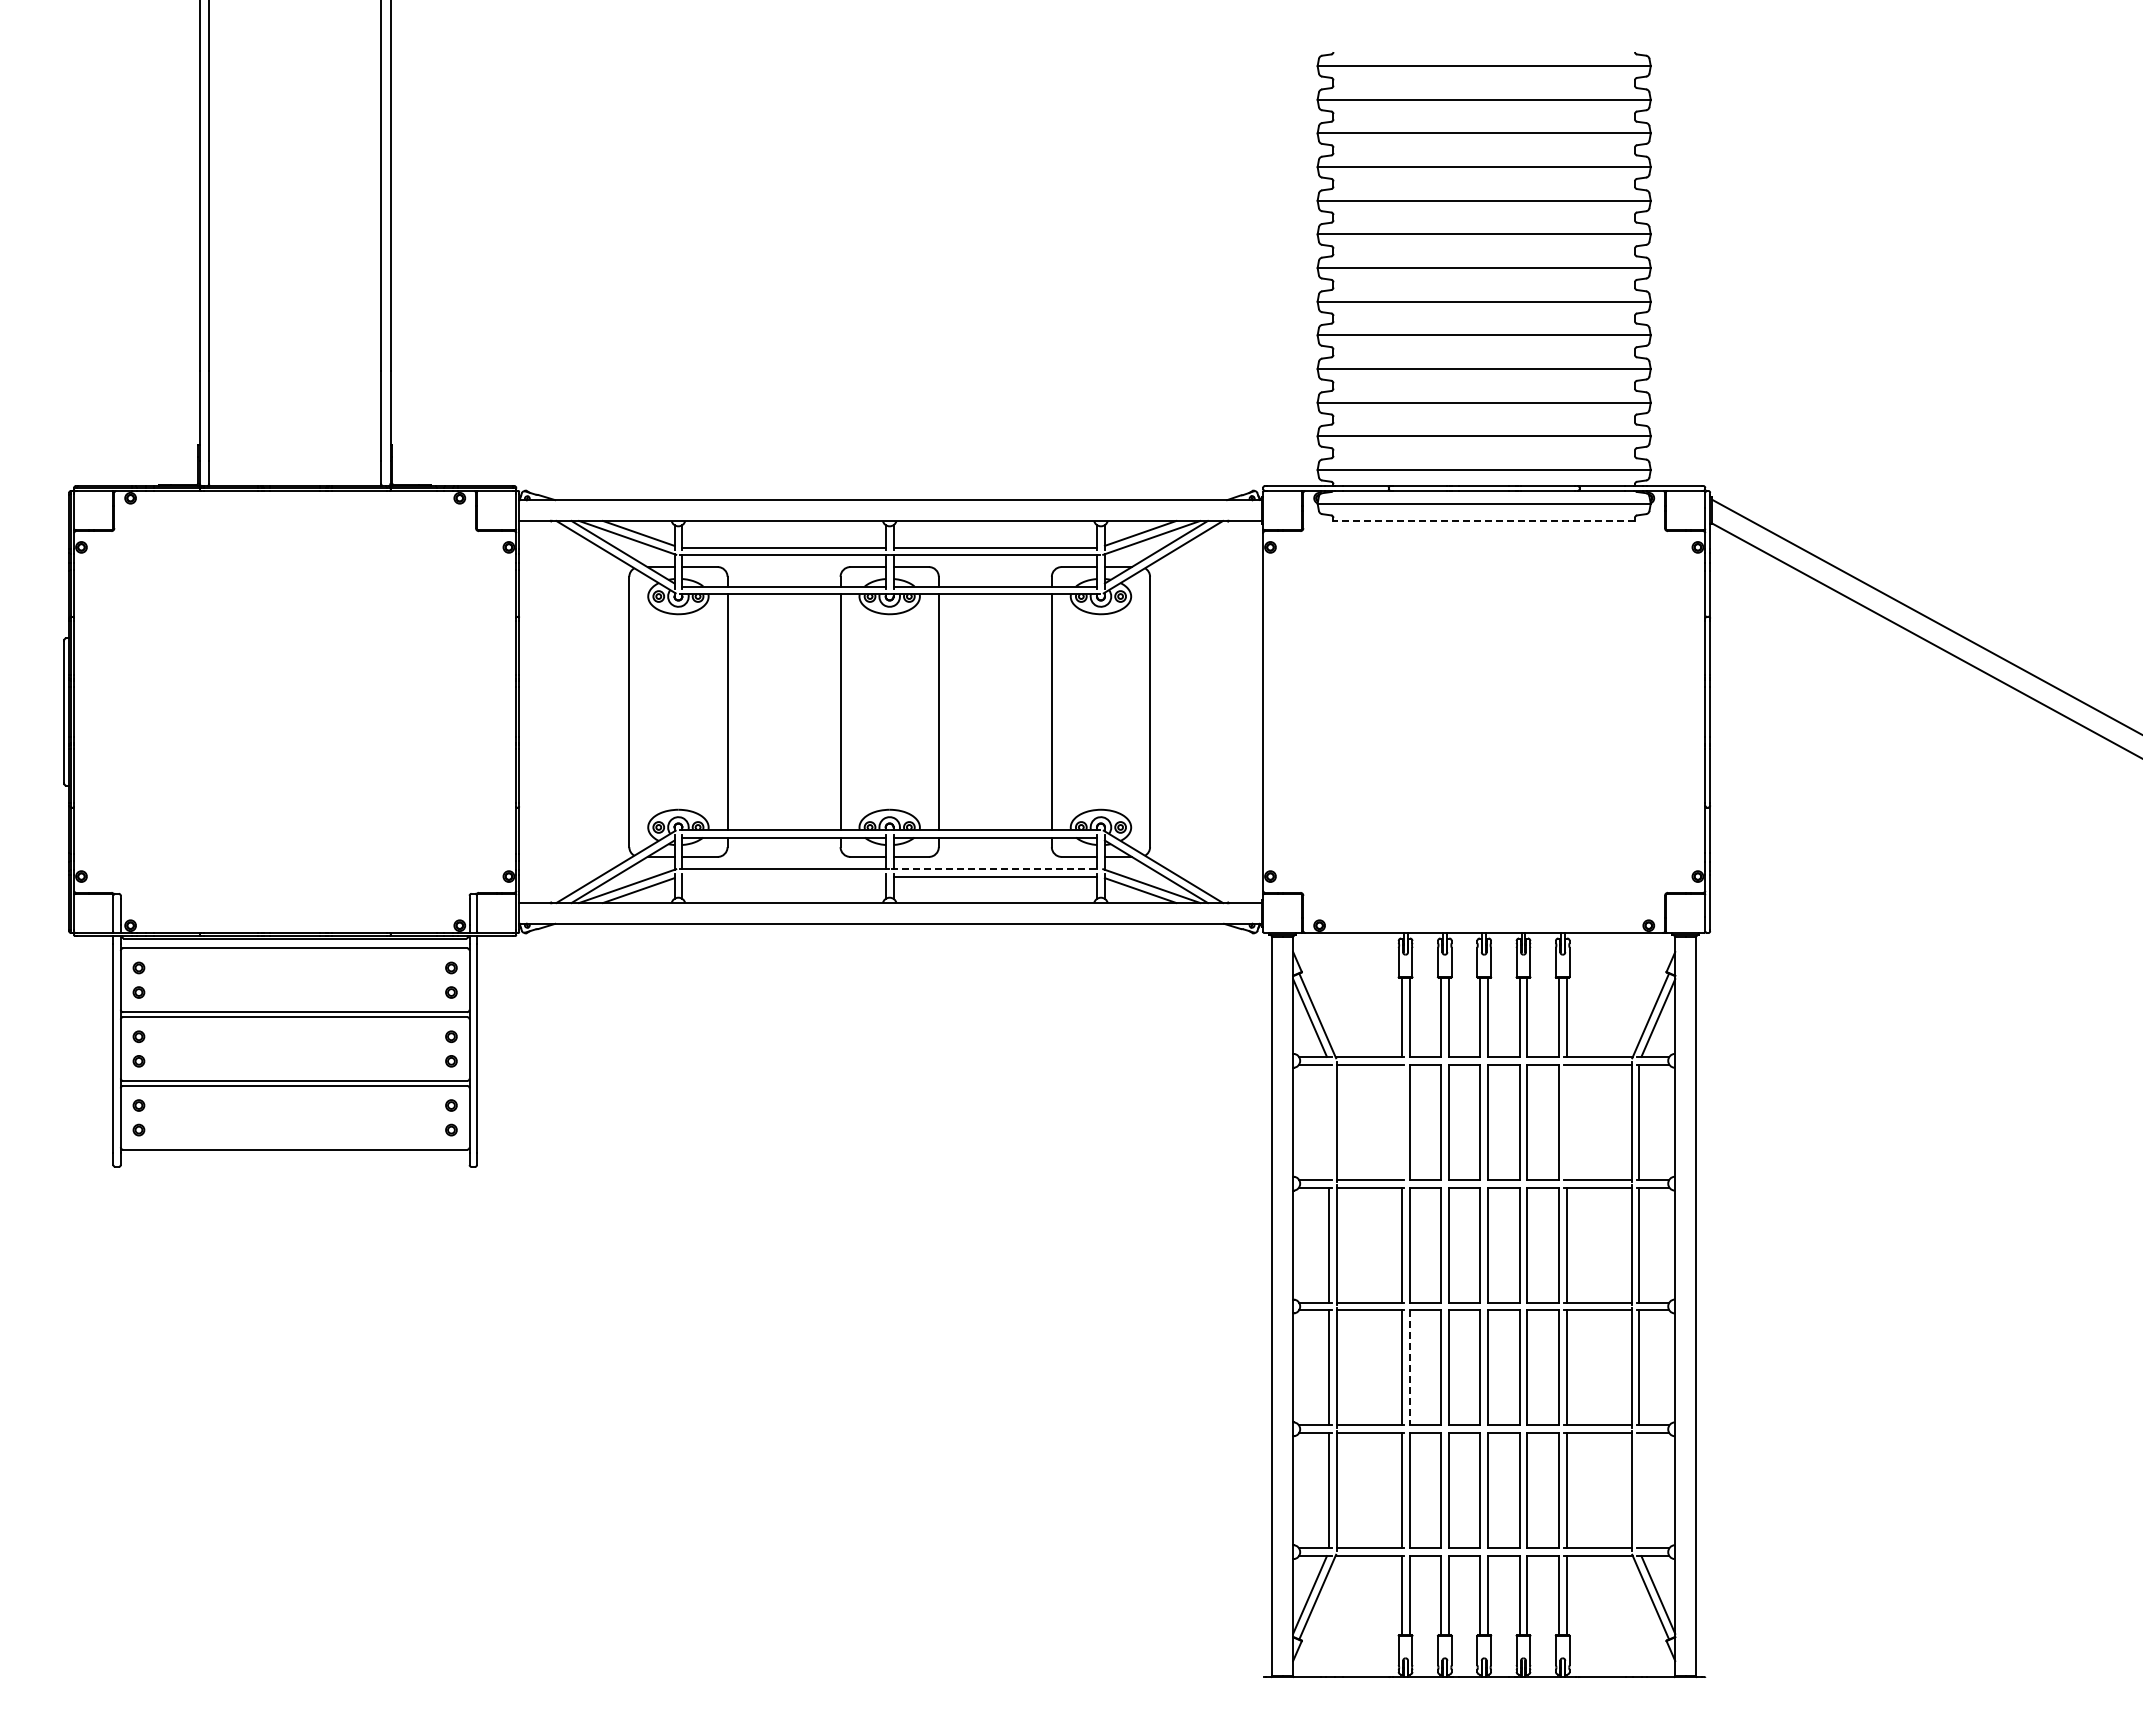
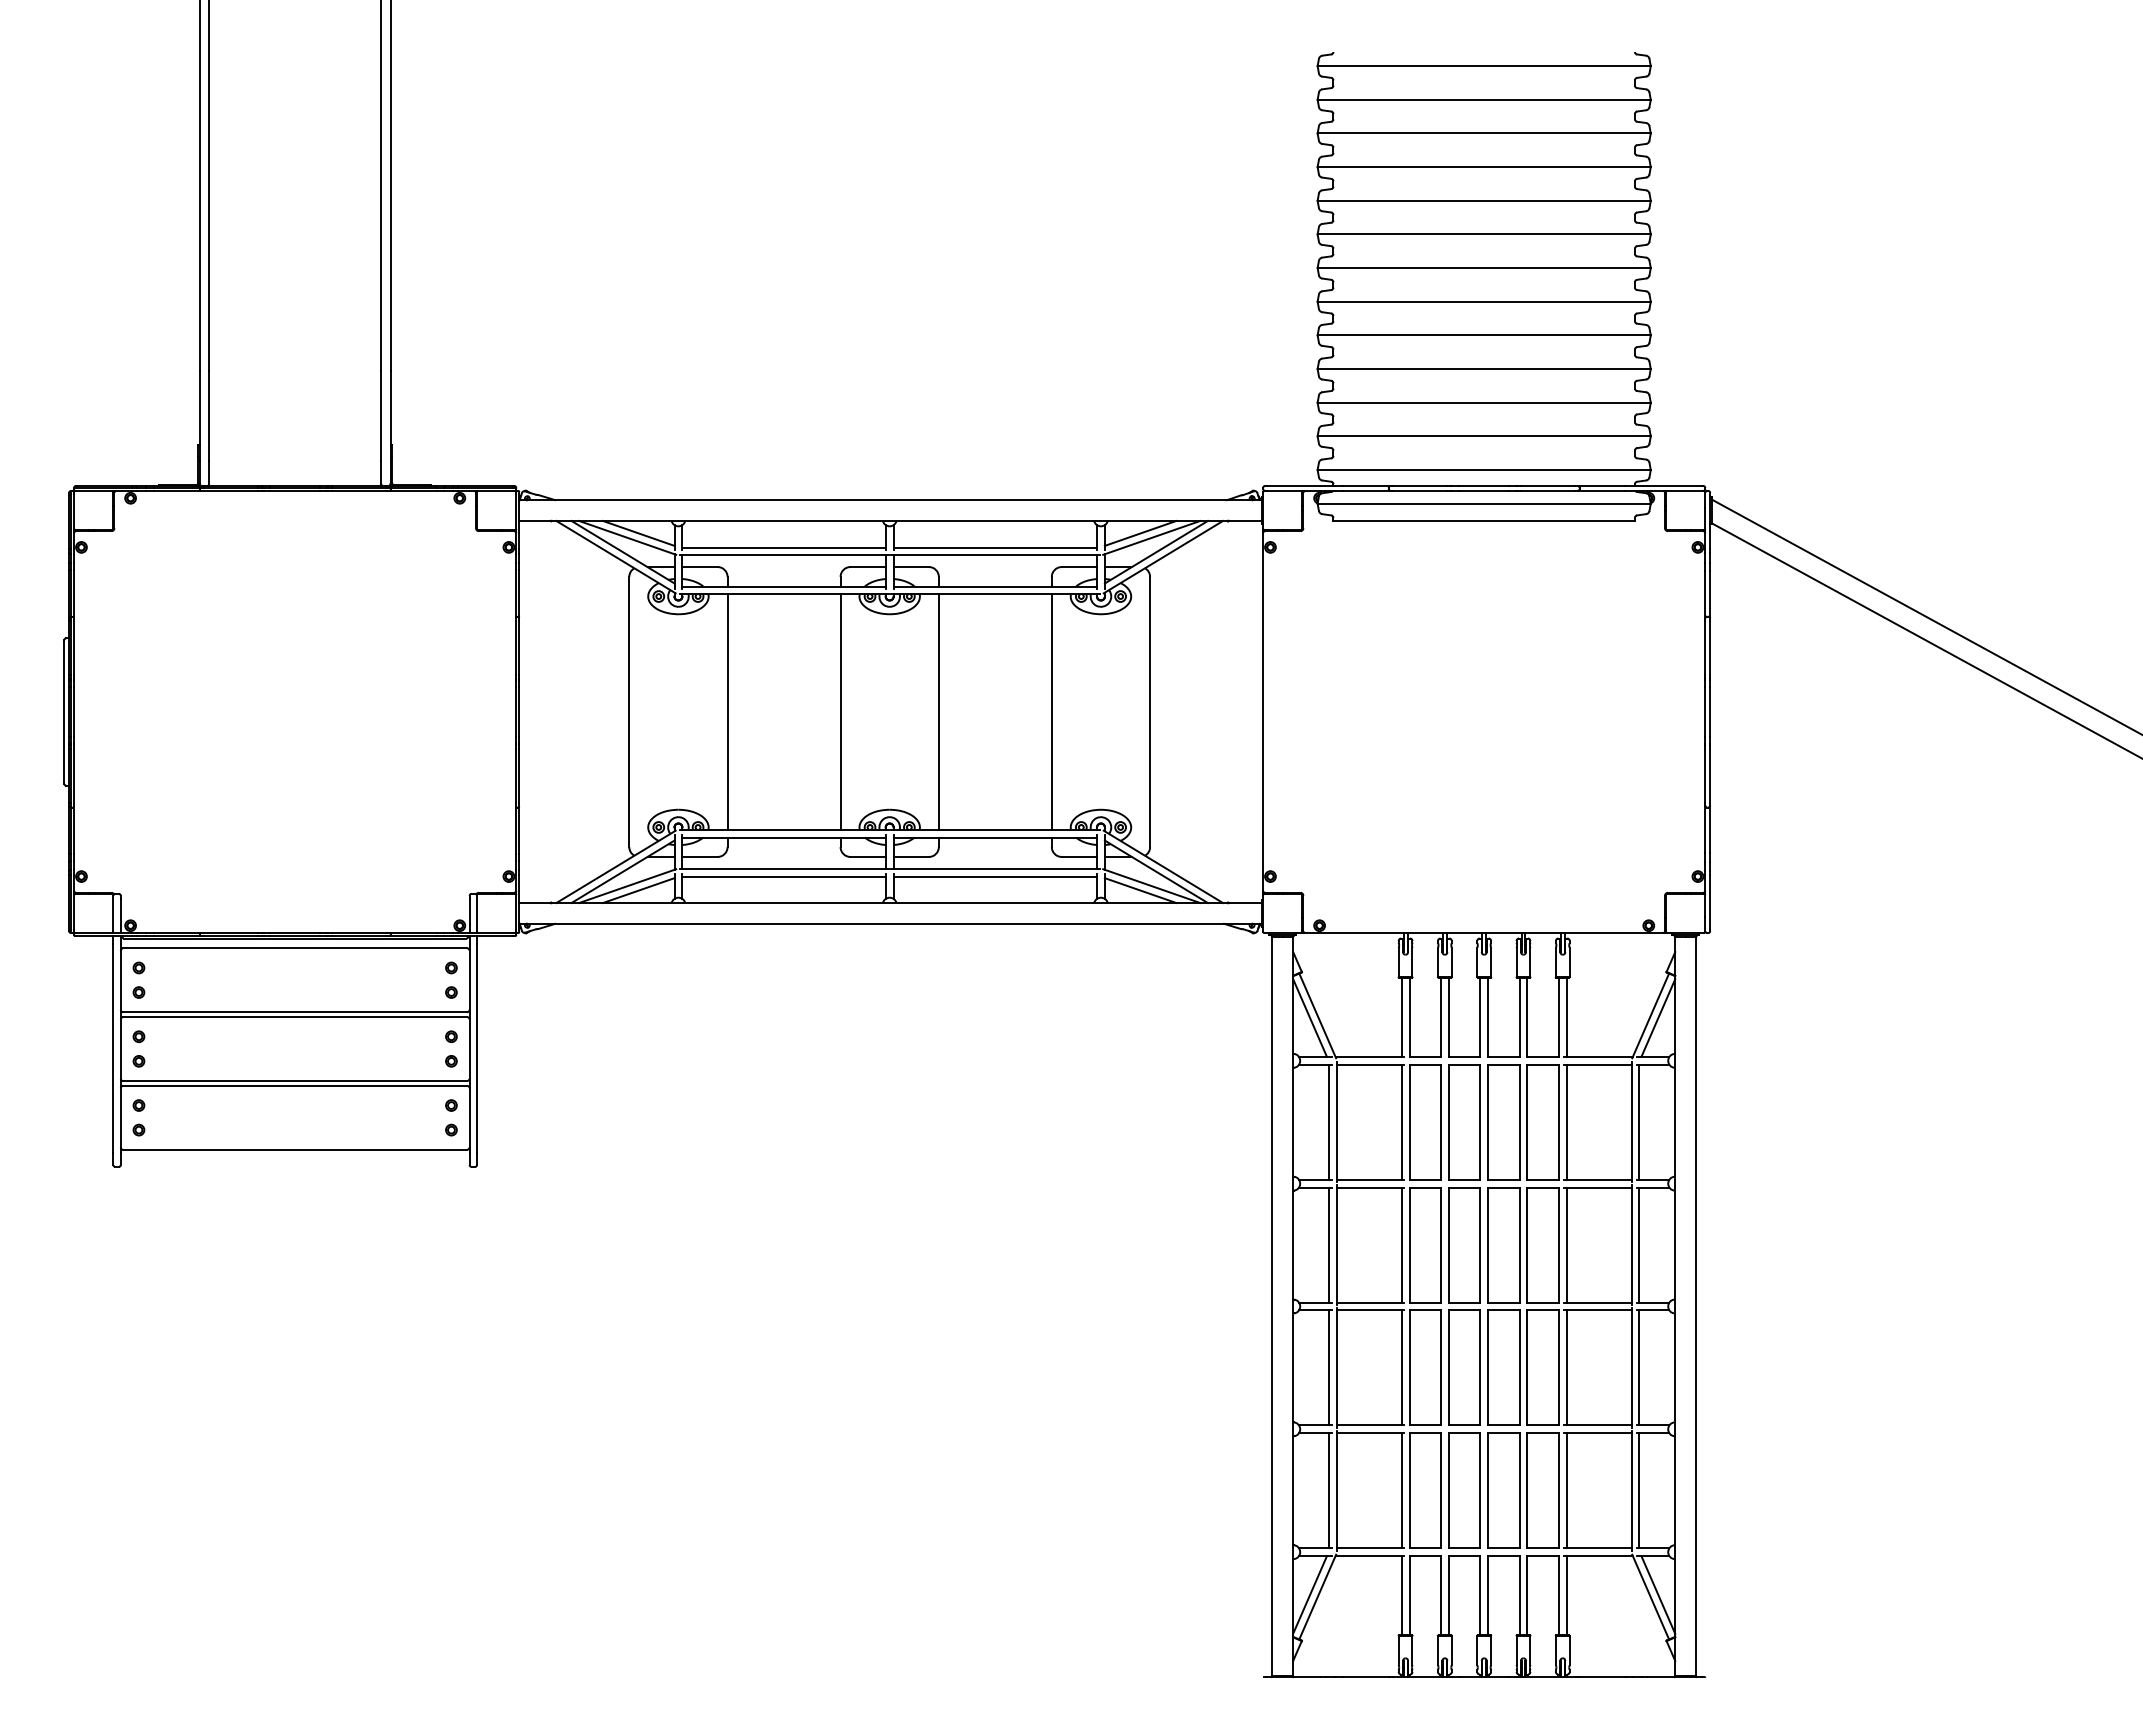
line: dashed -> solid (1484, 520)
line: dashed -> solid (995, 868)
line: none -> present (783, 876)
line: none -> present (1329, 1121)
line: none -> present (1401, 1121)
line: none -> present (1566, 1121)
line: dashed -> solid (1409, 1368)
line: none -> present (1639, 1490)
